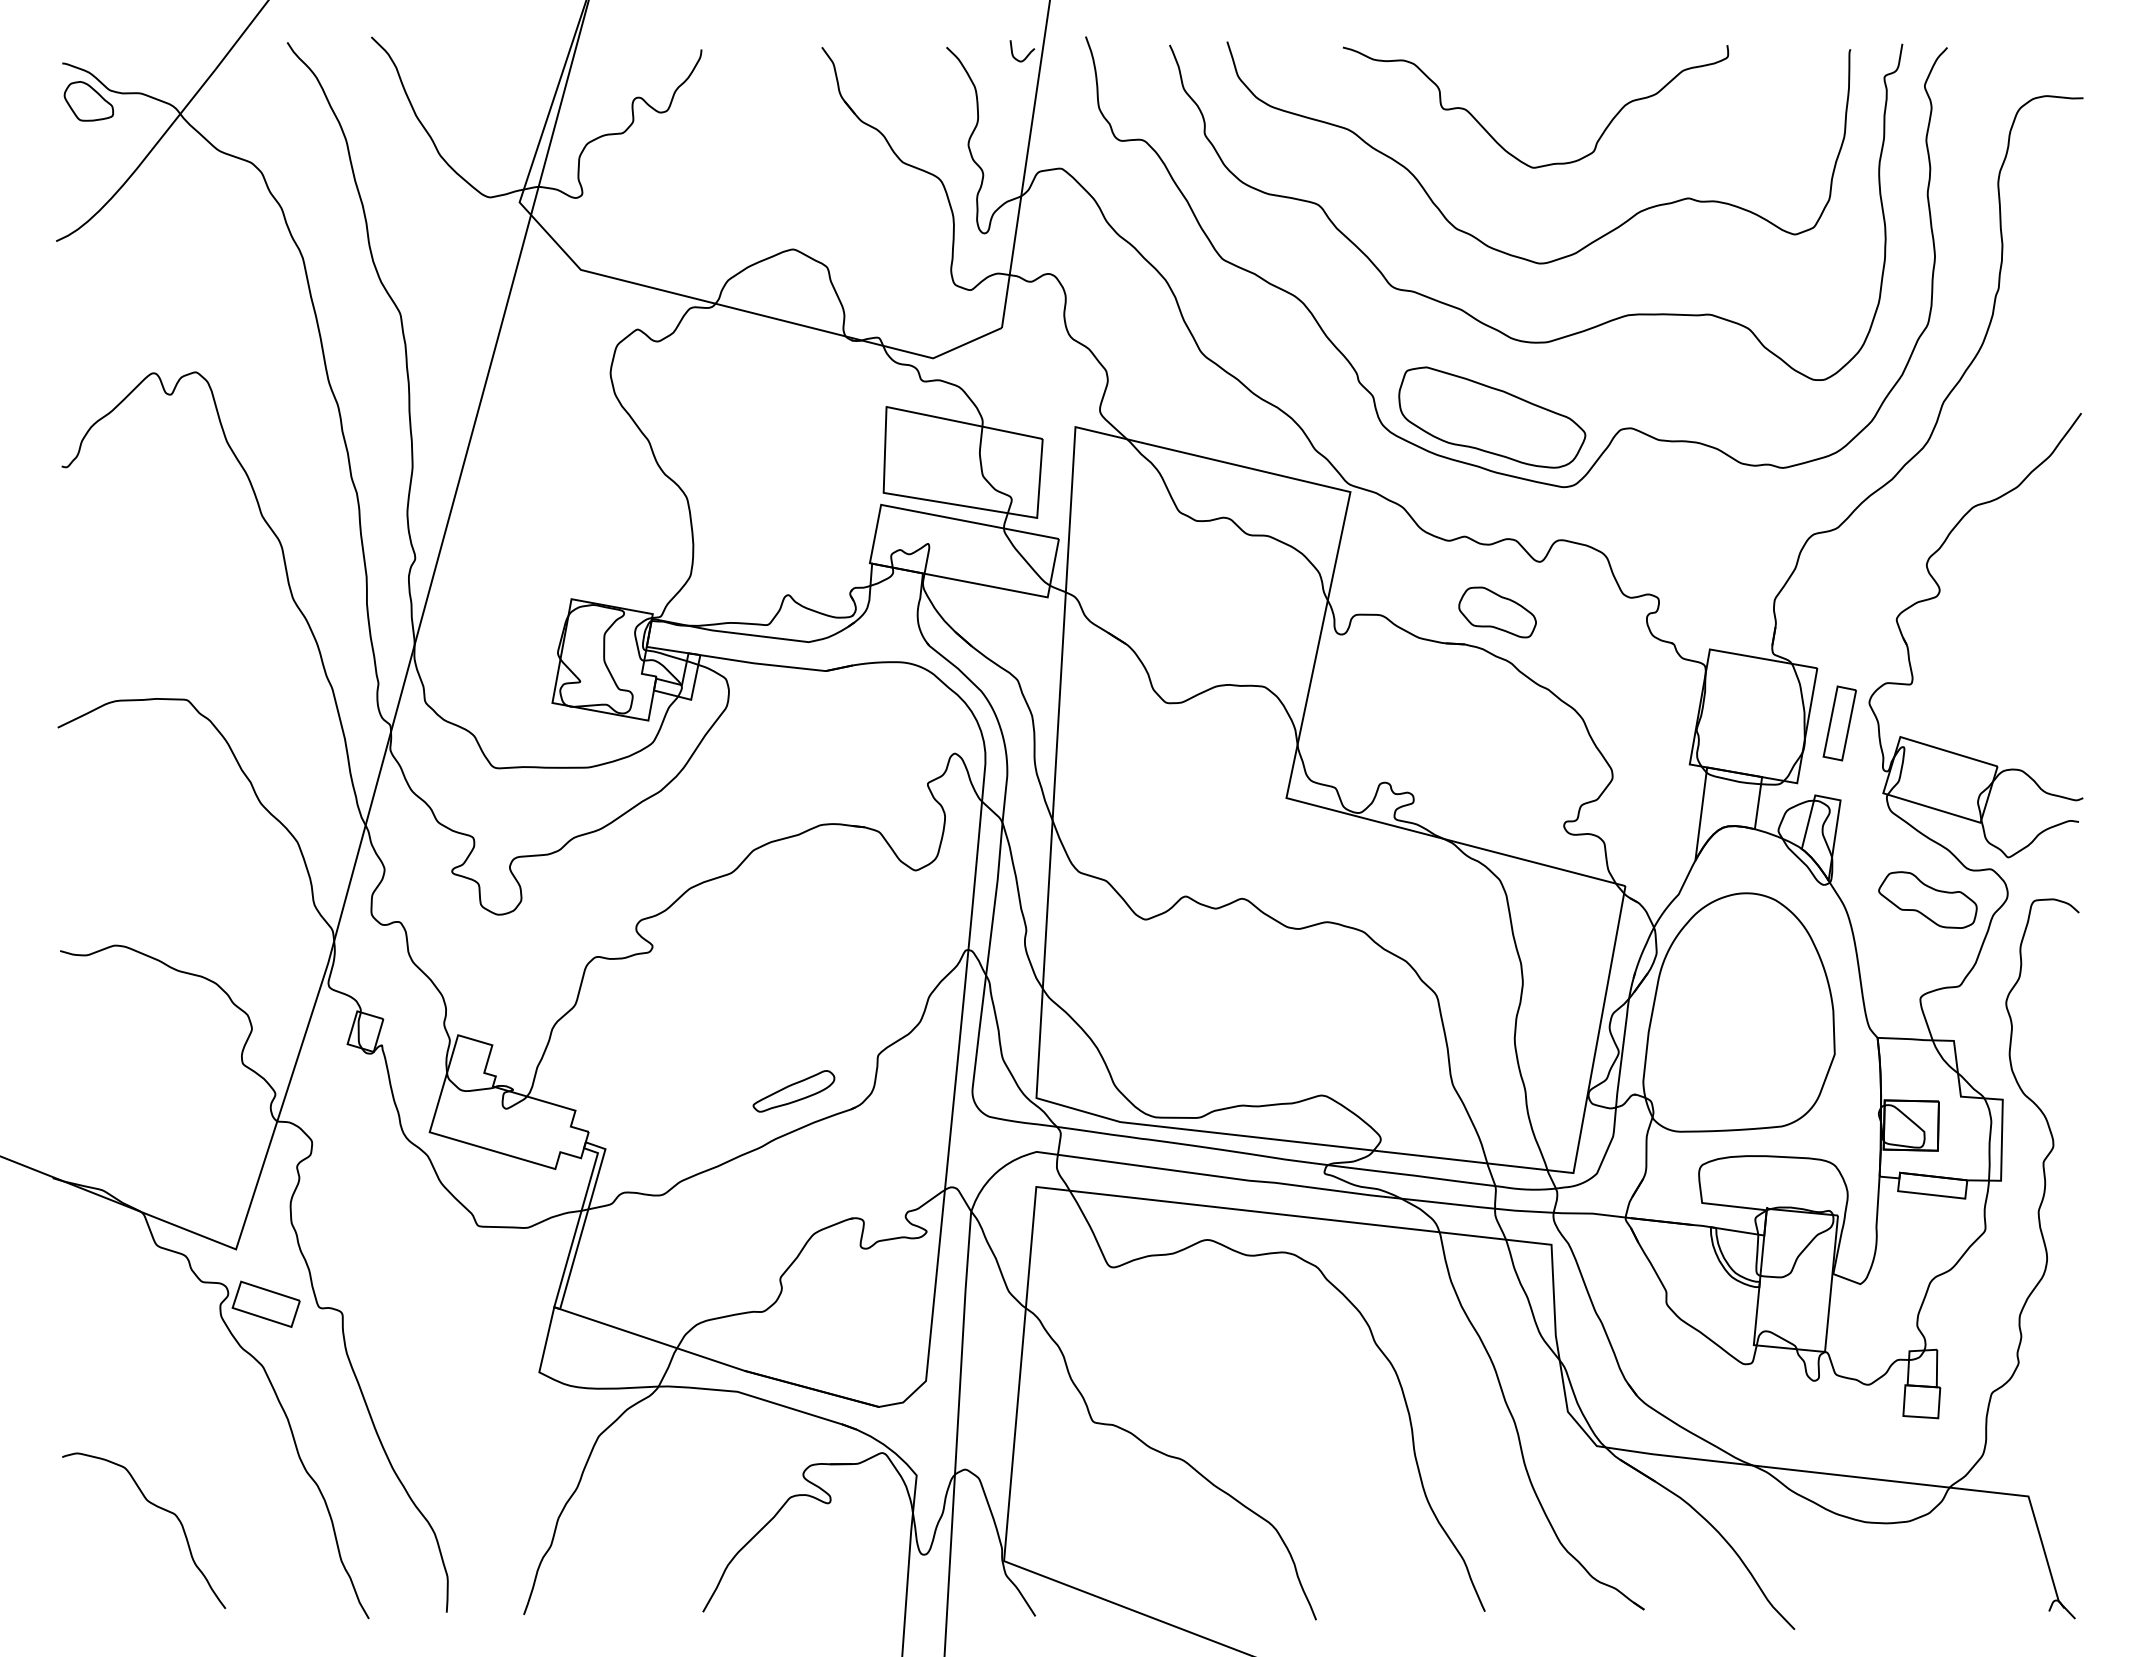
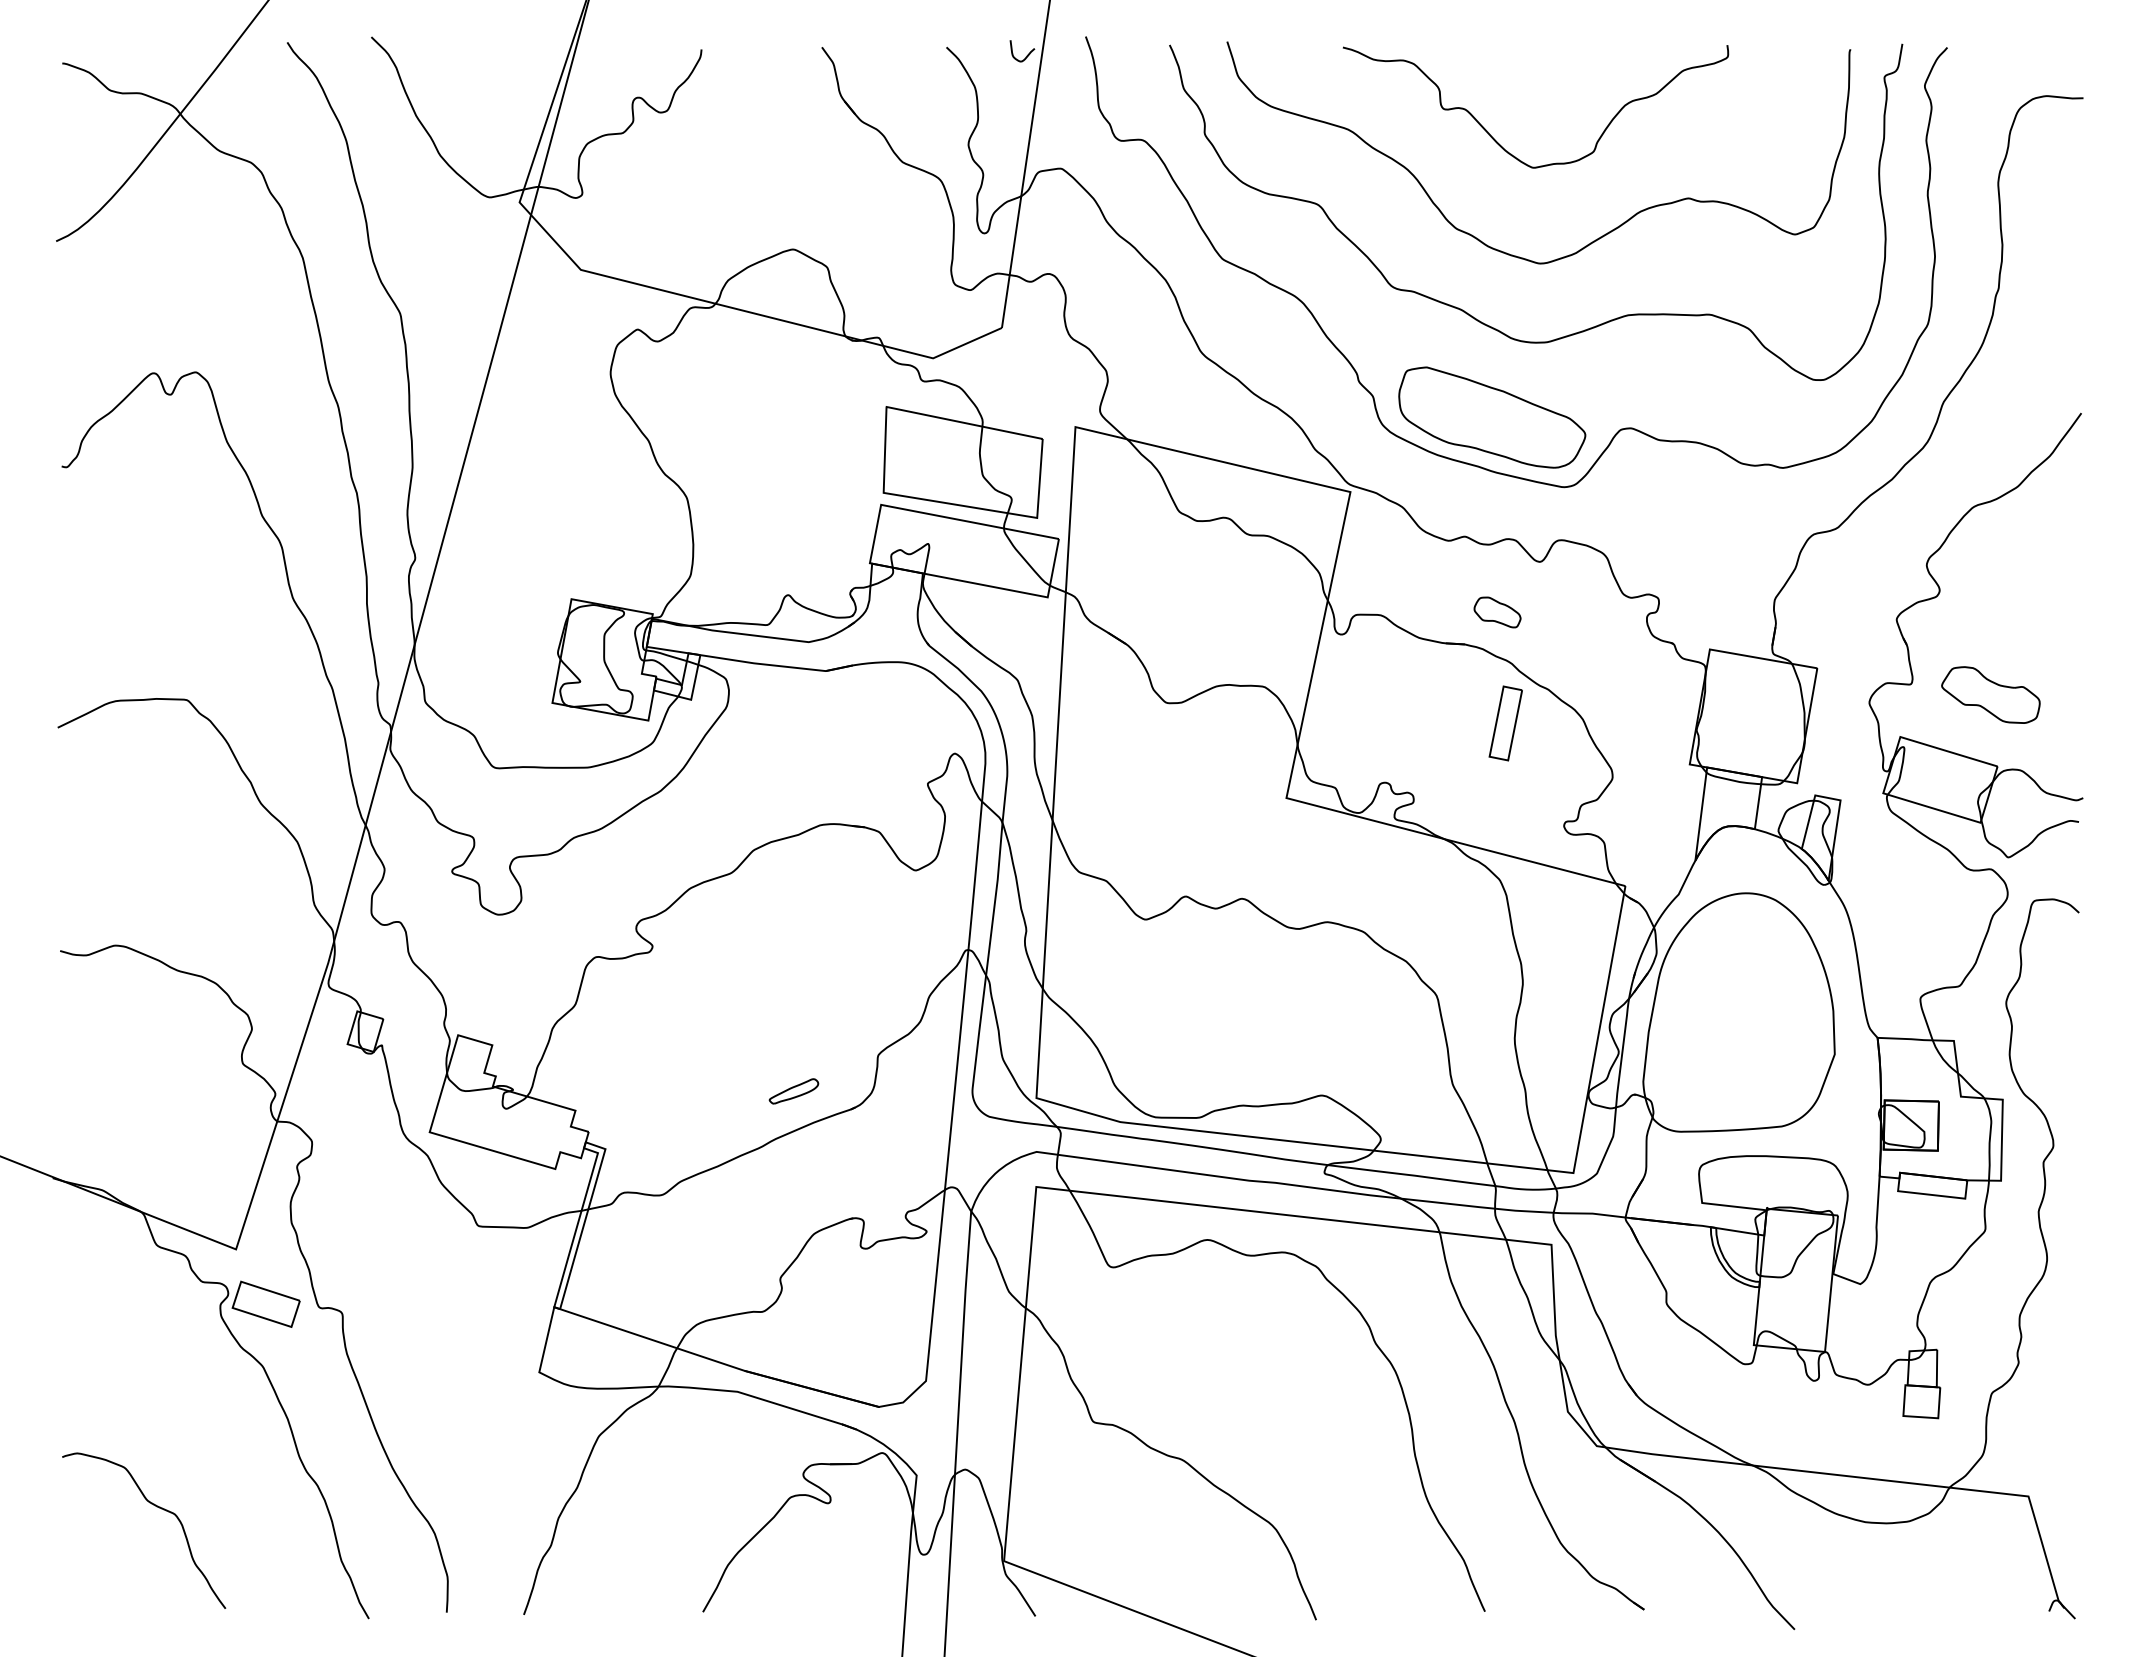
part: present -> none (88, 101)
part size: 79x53 px -> 49x33 px (1497, 612)
part position: (1839, 723) -> (1505, 723) (1505, 723)
part position: (1927, 899) -> (1990, 694) (1990, 694)
part size: 84x43 px -> 52x27 px (793, 1091)
